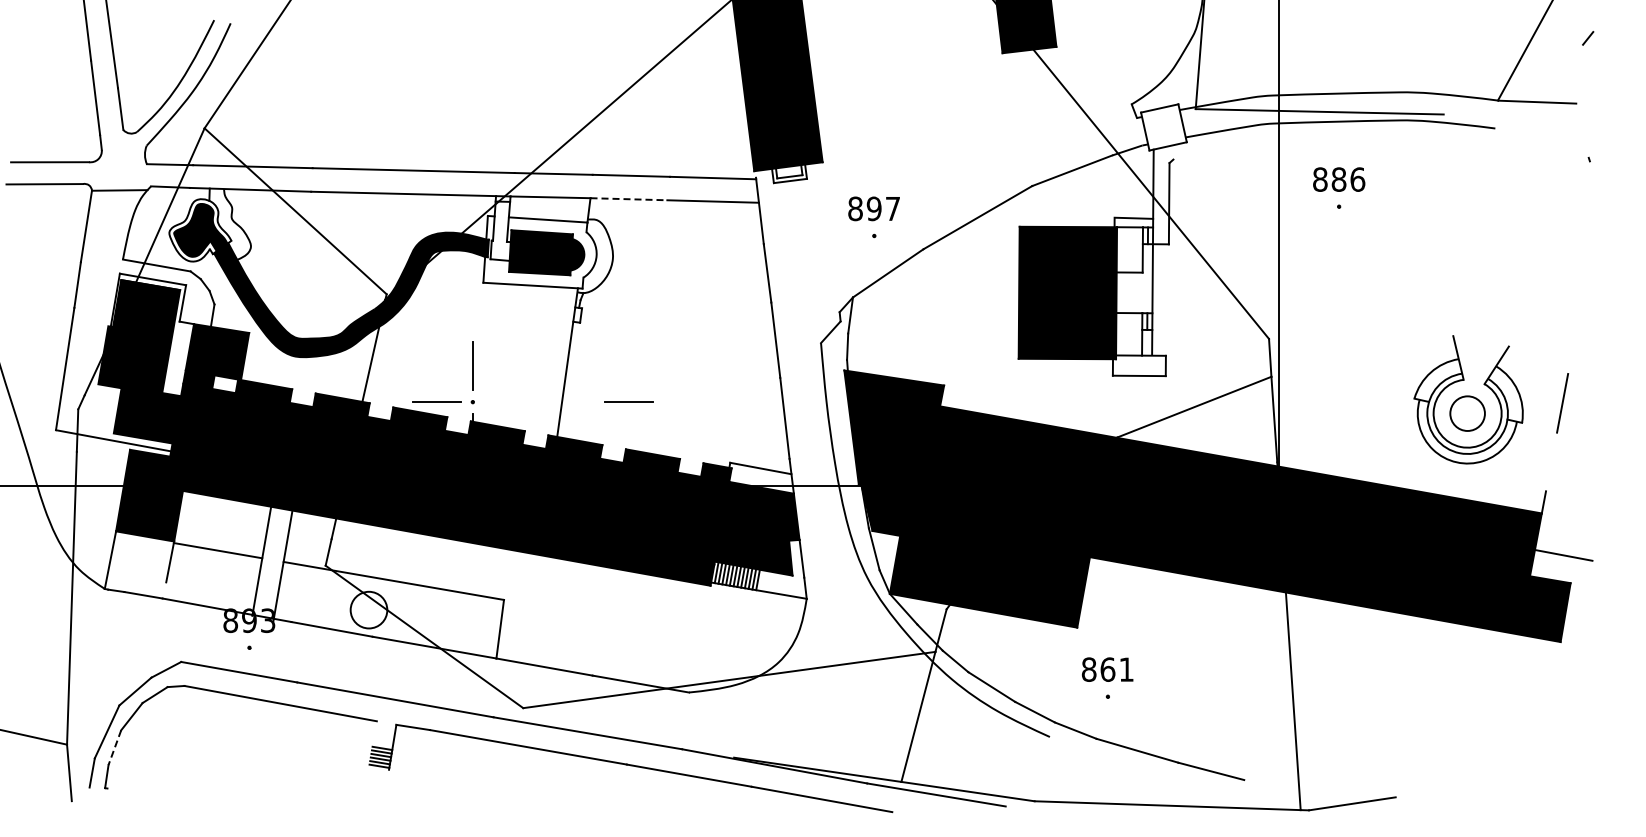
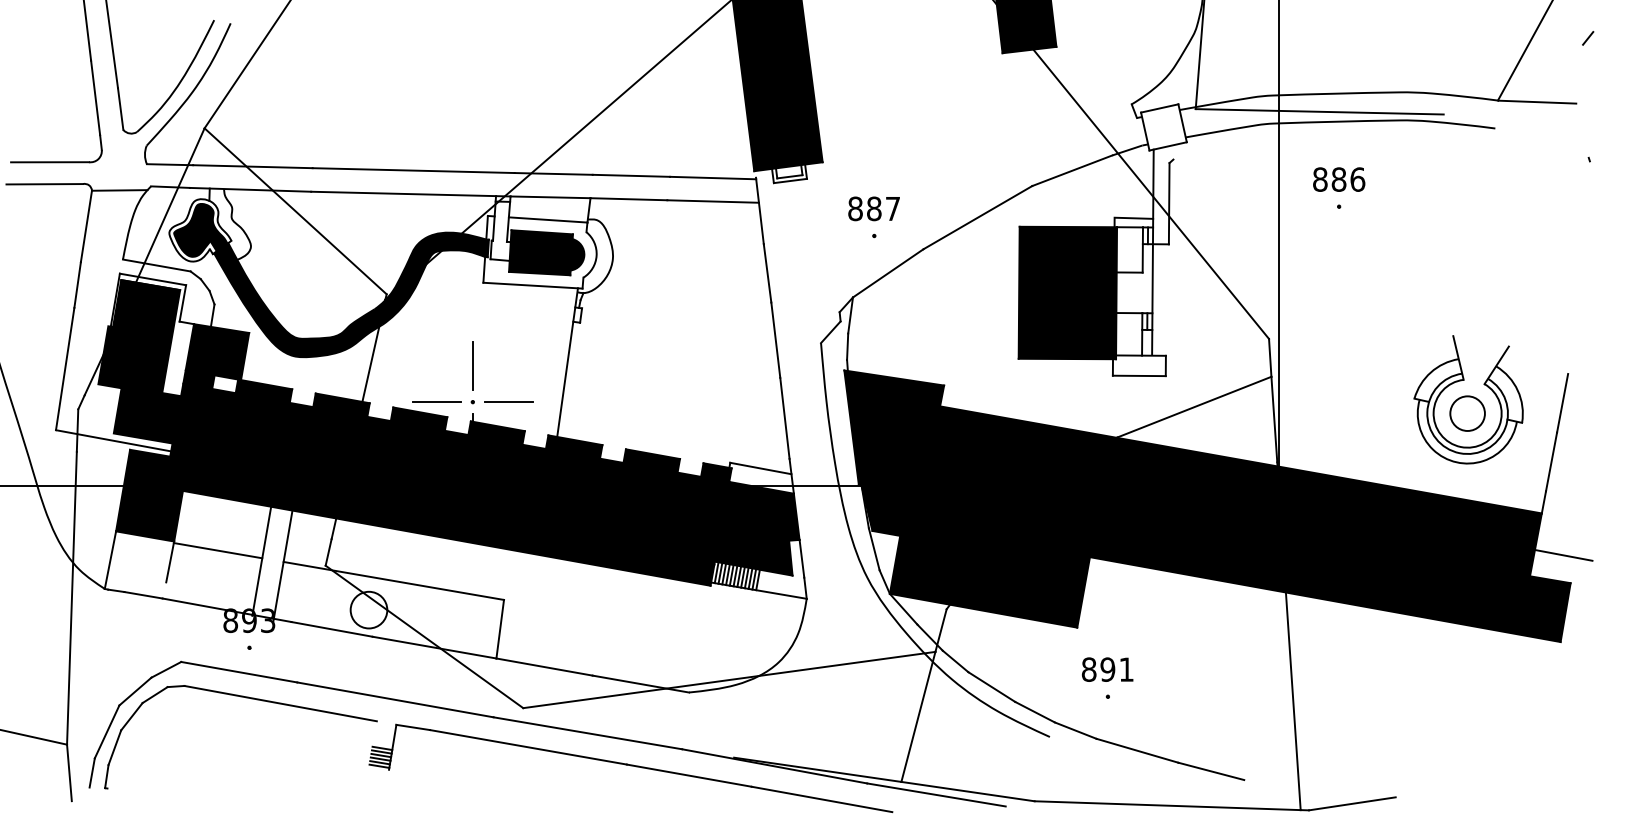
line: dashed -> solid (629, 199)
text: 897 -> 887 (873, 208)
line position: (628, 401) -> (508, 401) (508, 401)
line: none -> present (1551, 461)
text: 861 -> 891 (1107, 669)
line: dashed -> solid (114, 748)
